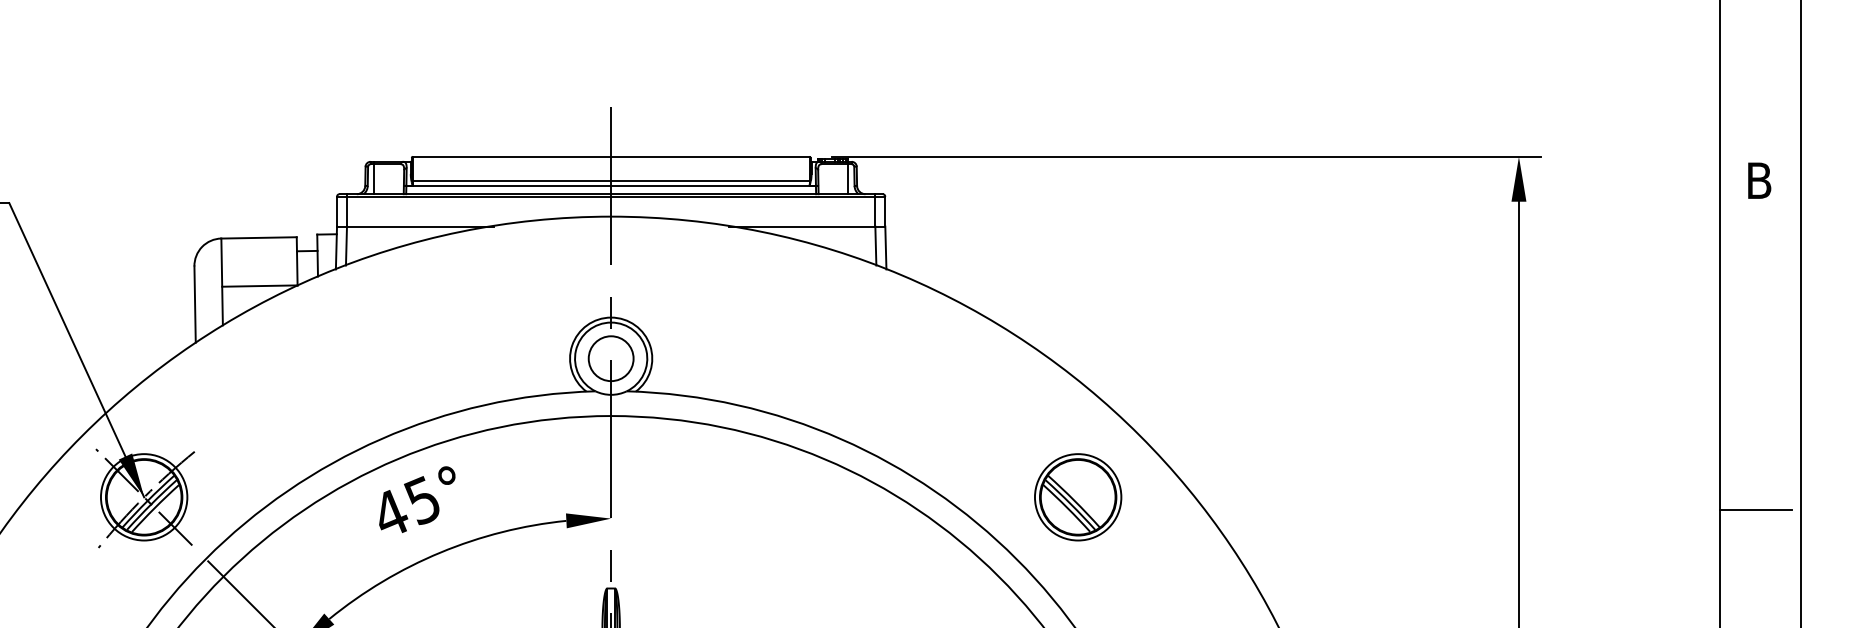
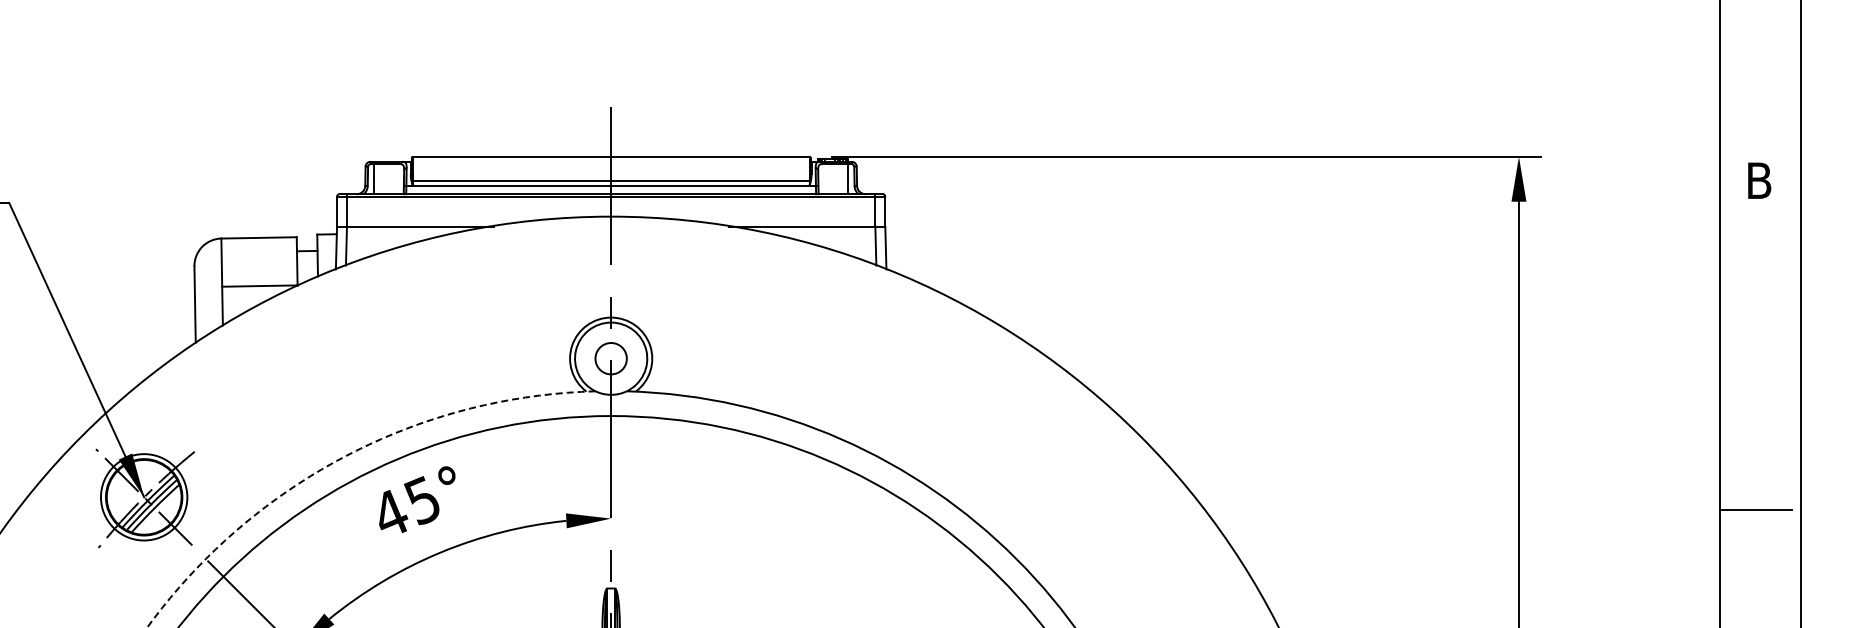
circle diameter: 45 px -> 31 px (610, 358)
arc: solid -> dashed (341, 458)
part: present -> none (1078, 497)
